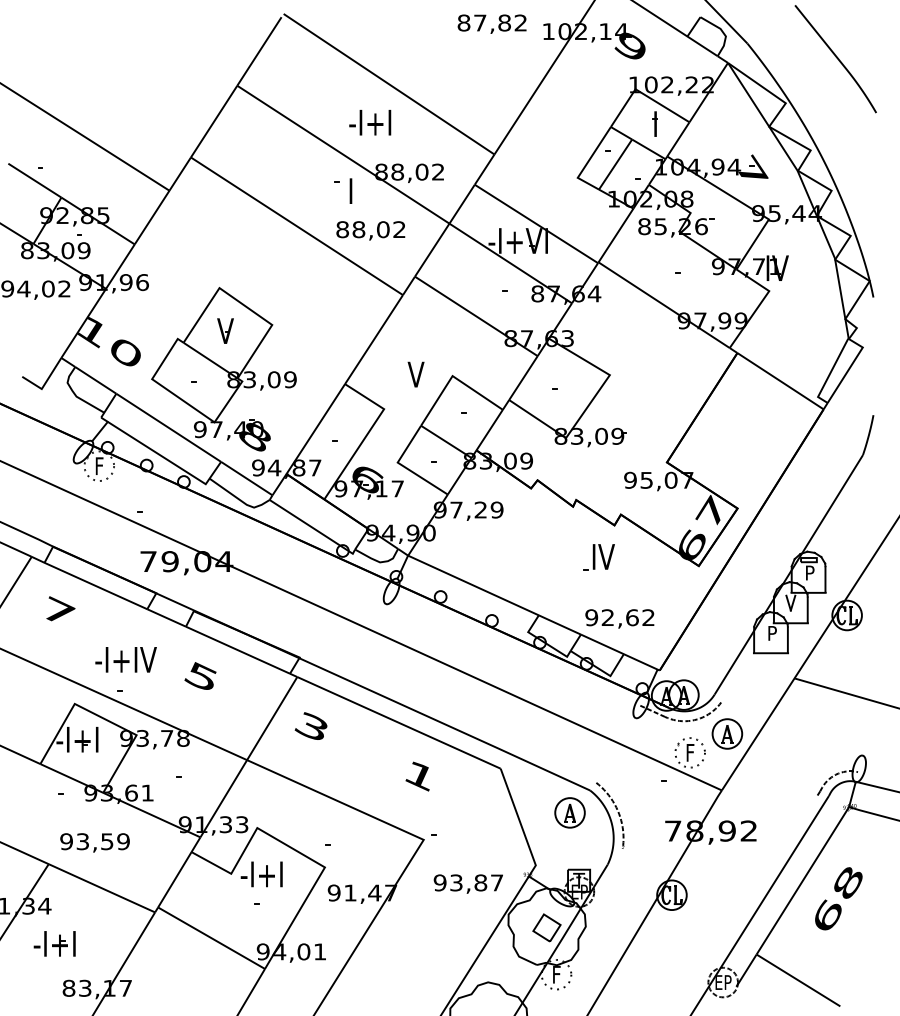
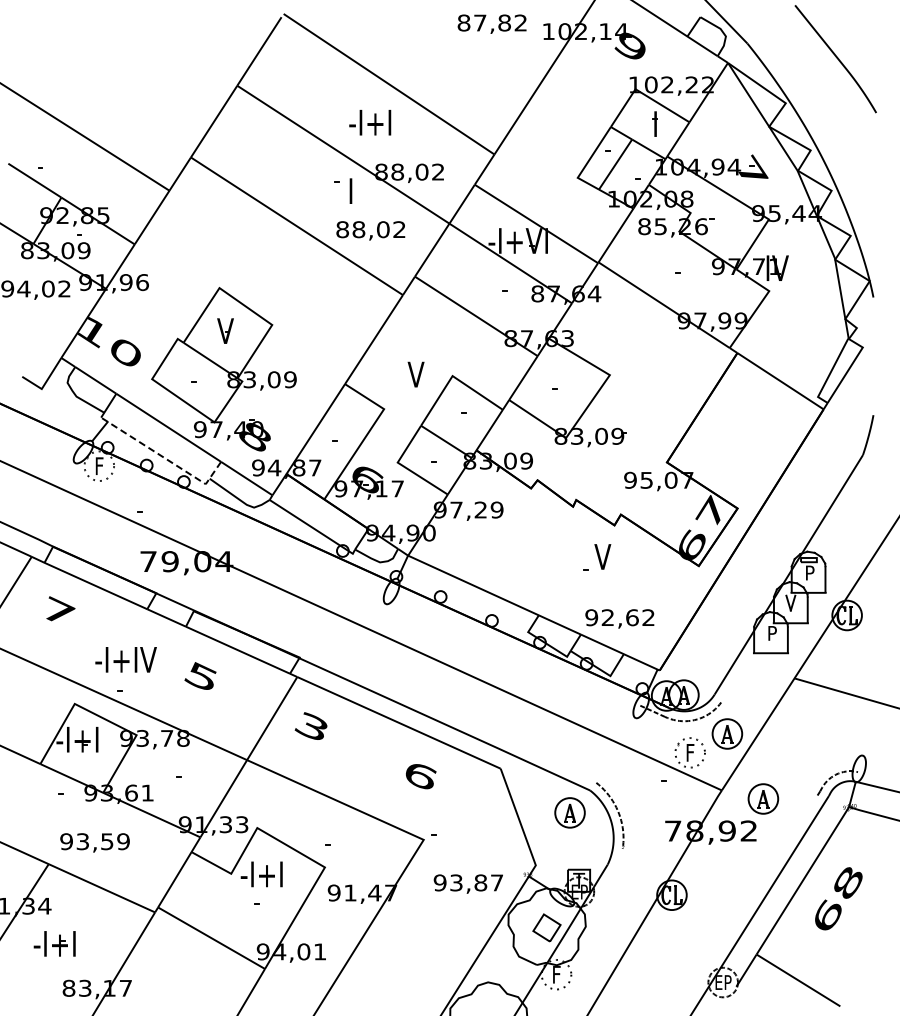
line: solid -> dashed (165, 458)
text: IV -> V (603, 556)
text: 1 -> 6 (420, 776)
part: none -> present (763, 798)
